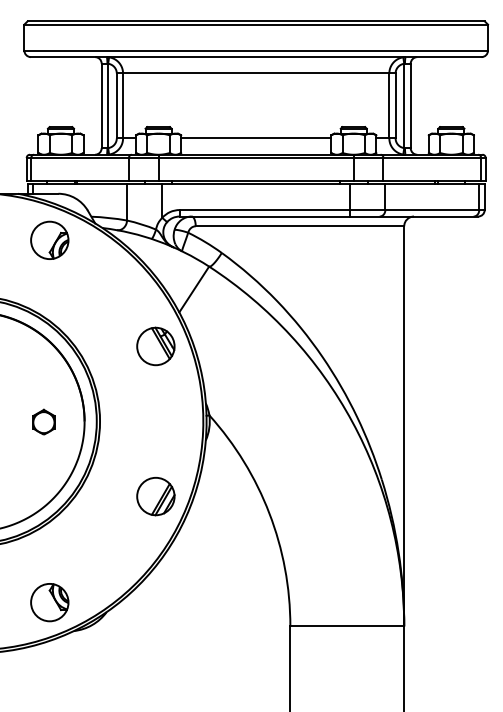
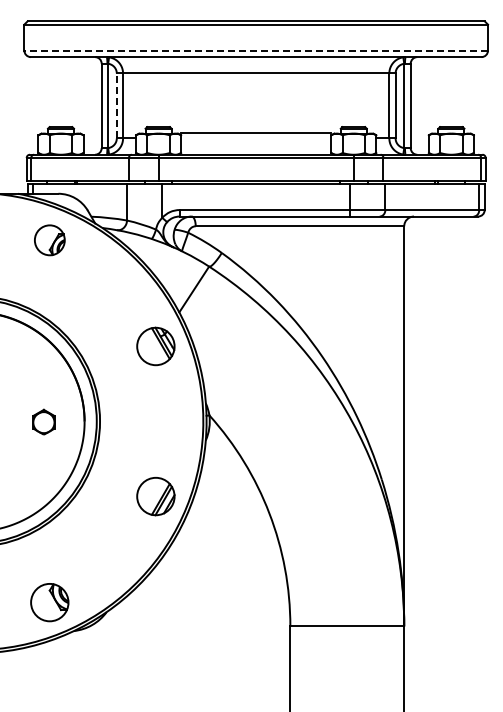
line: solid -> dashed (256, 50)
line: solid -> dashed (116, 105)
line position: (256, 138) -> (256, 133) (256, 133)
part size: 40x40 px -> 32x33 px (49, 240)
